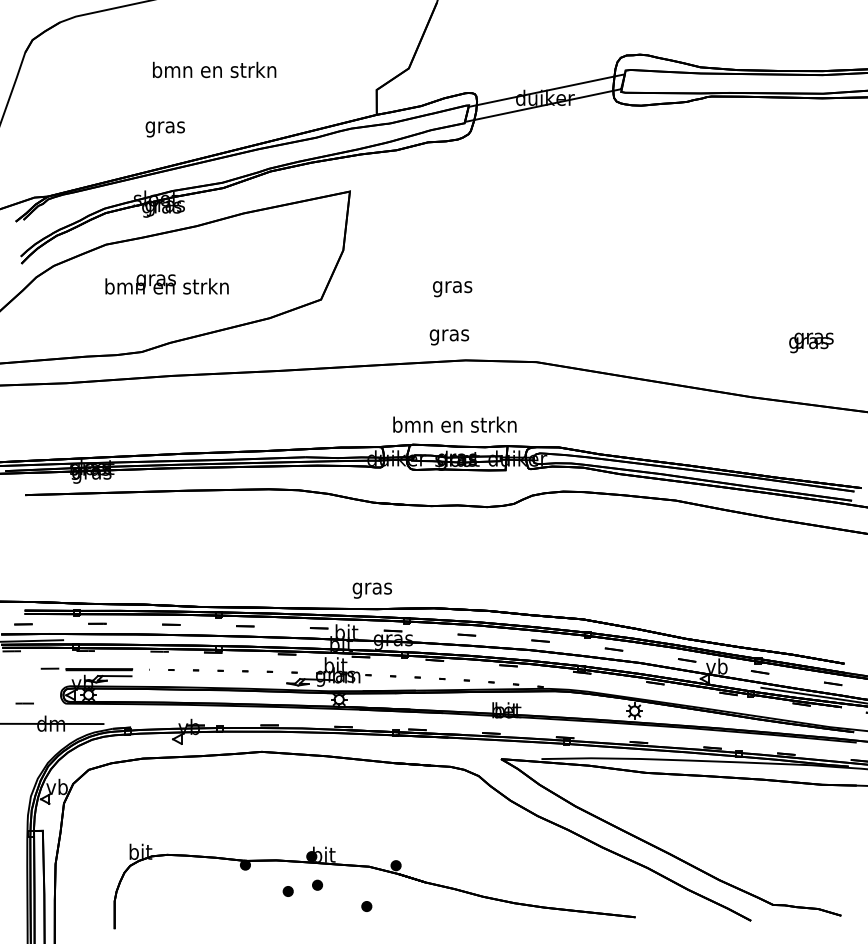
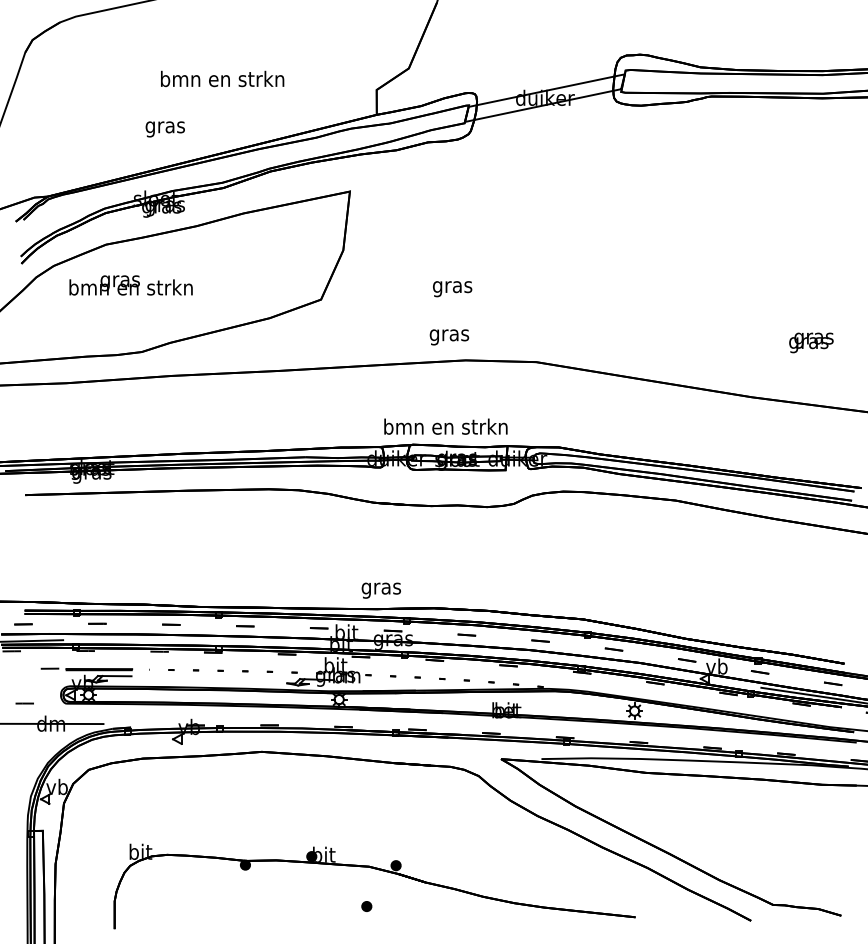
text position: (214, 69) -> (222, 78) (222, 78)
text position: (166, 284) -> (130, 285) (130, 285)
text position: (454, 424) -> (445, 426) (445, 426)
text position: (371, 590) -> (380, 590) (380, 590)
part: present -> none (317, 884)
part: present -> none (287, 891)
